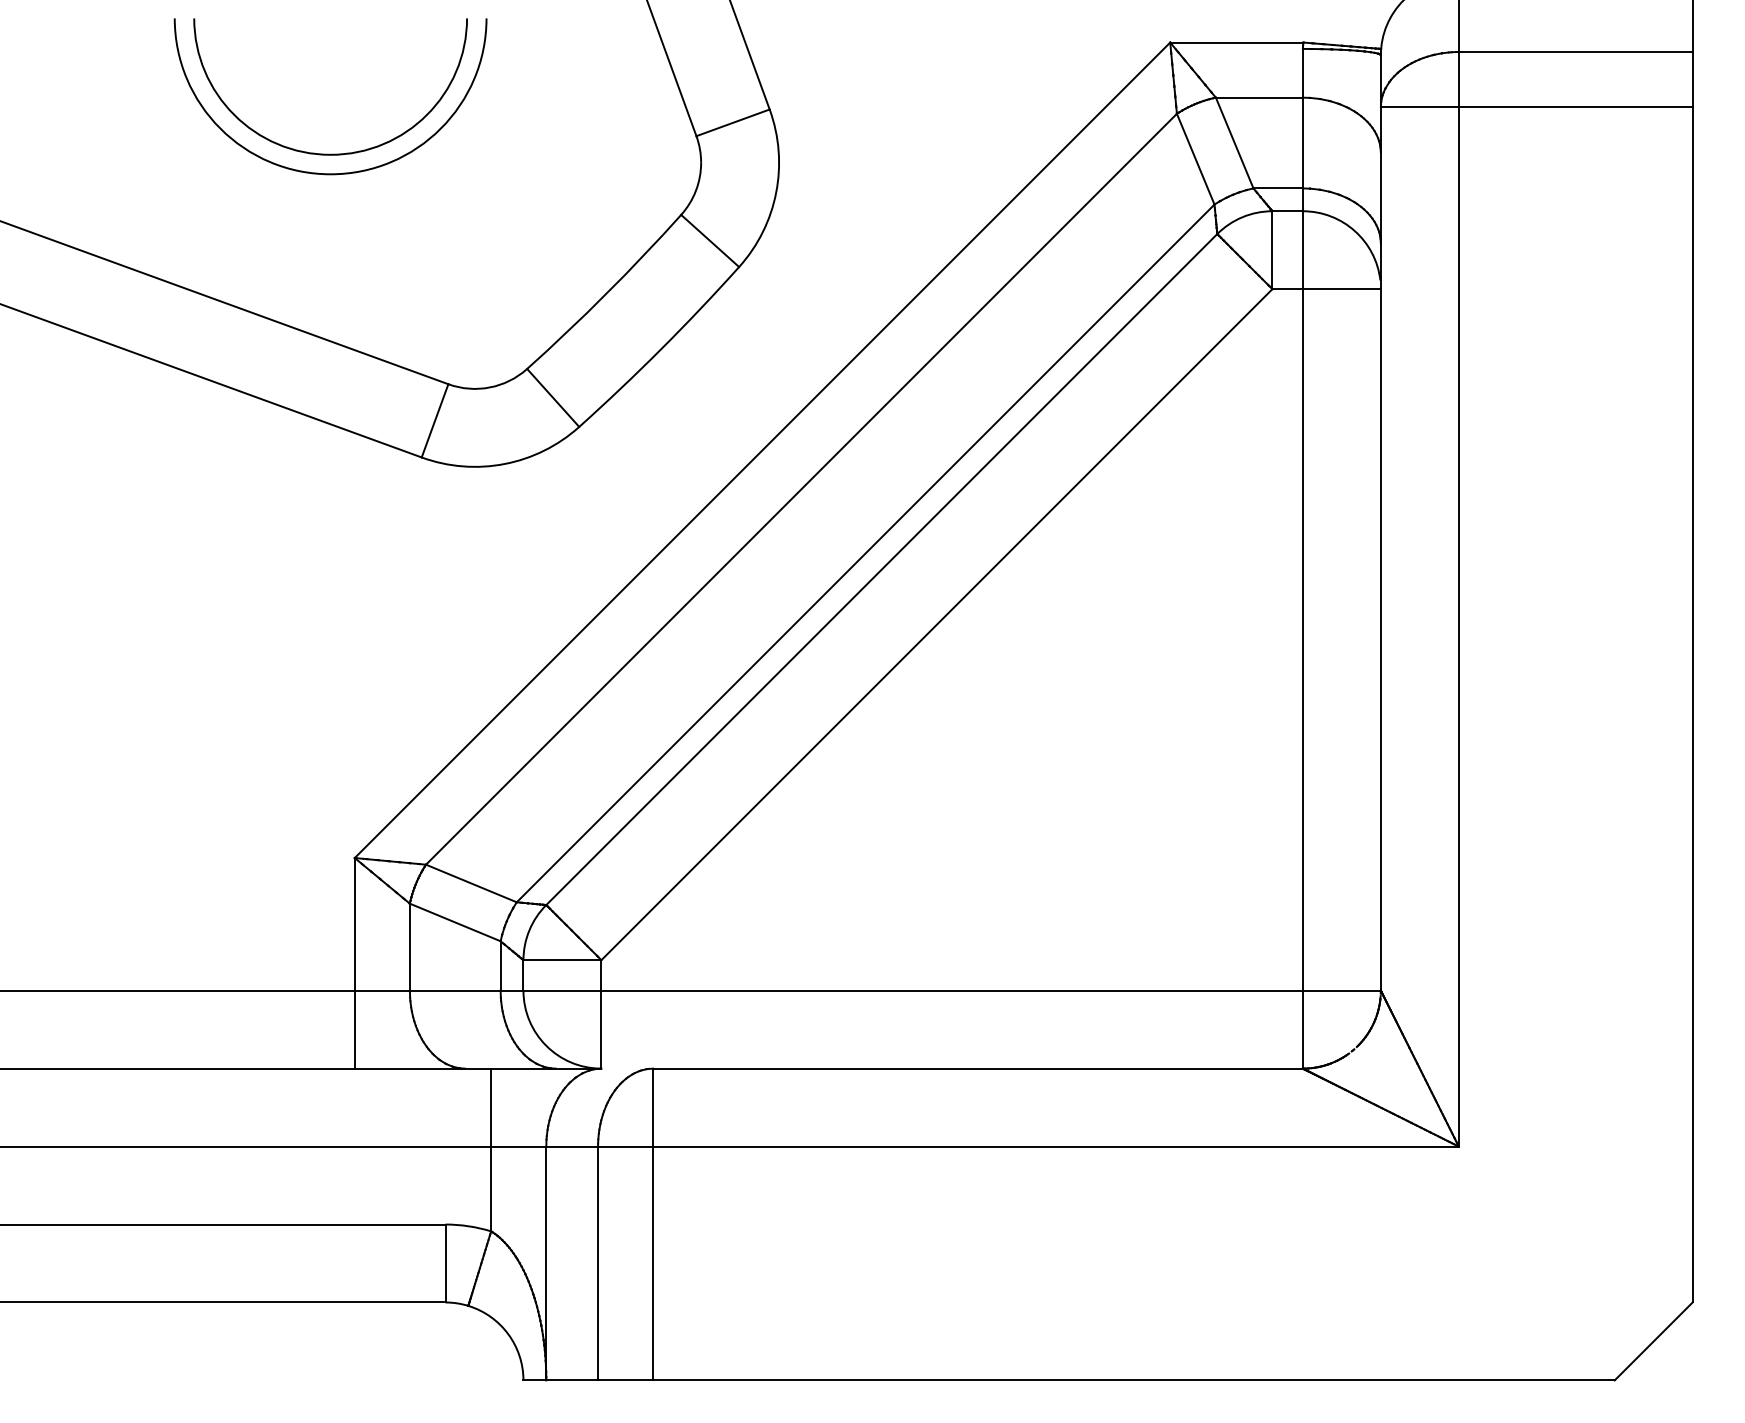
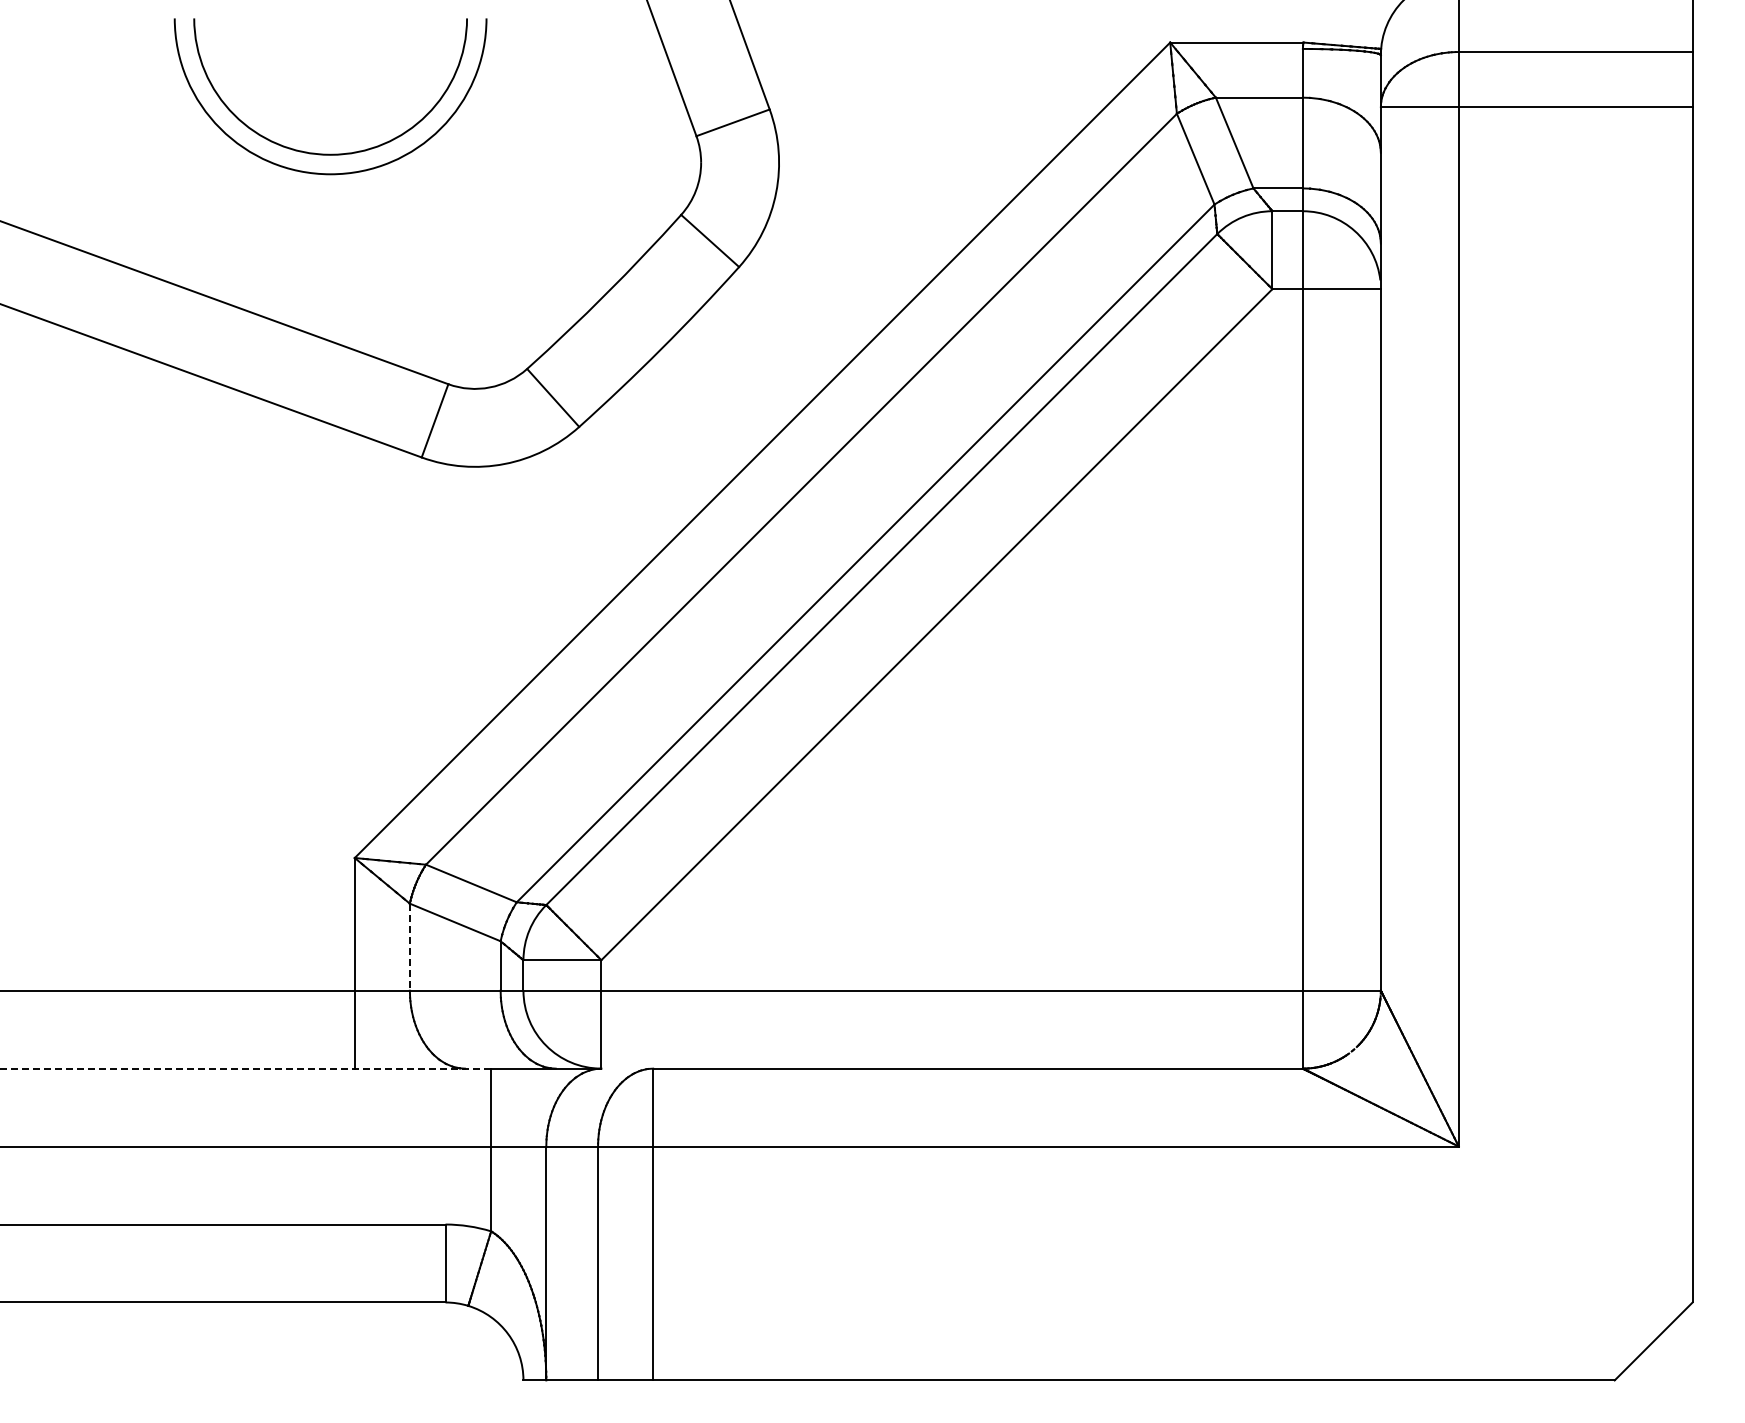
line: solid -> dashed (409, 947)
line: solid -> dashed (245, 1068)
